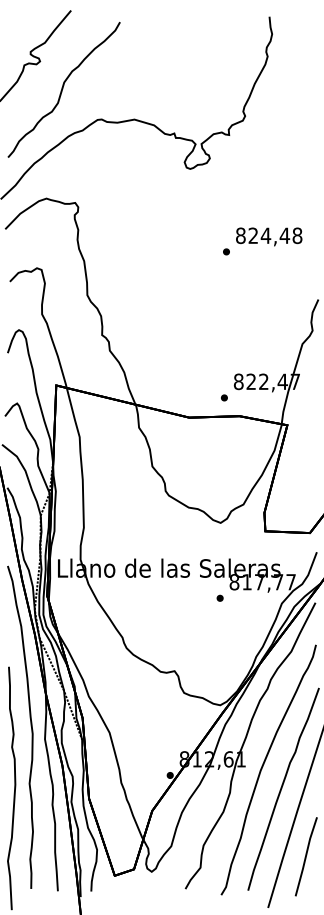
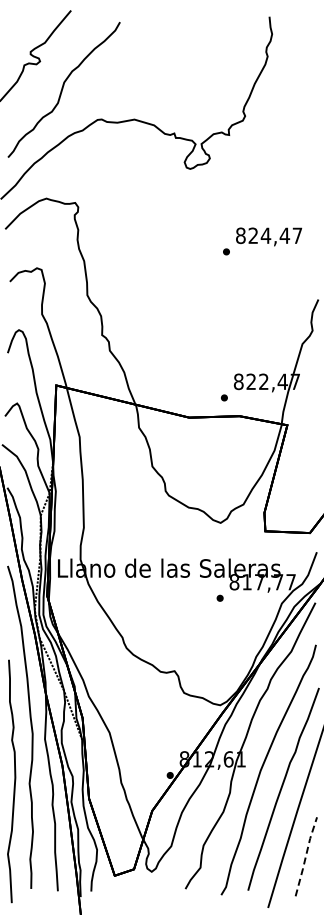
text: 824,48 -> 824,47 (297, 235)
curve position: (14, 788) -> (14, 781) (14, 781)
line: solid -> dashed (305, 856)
